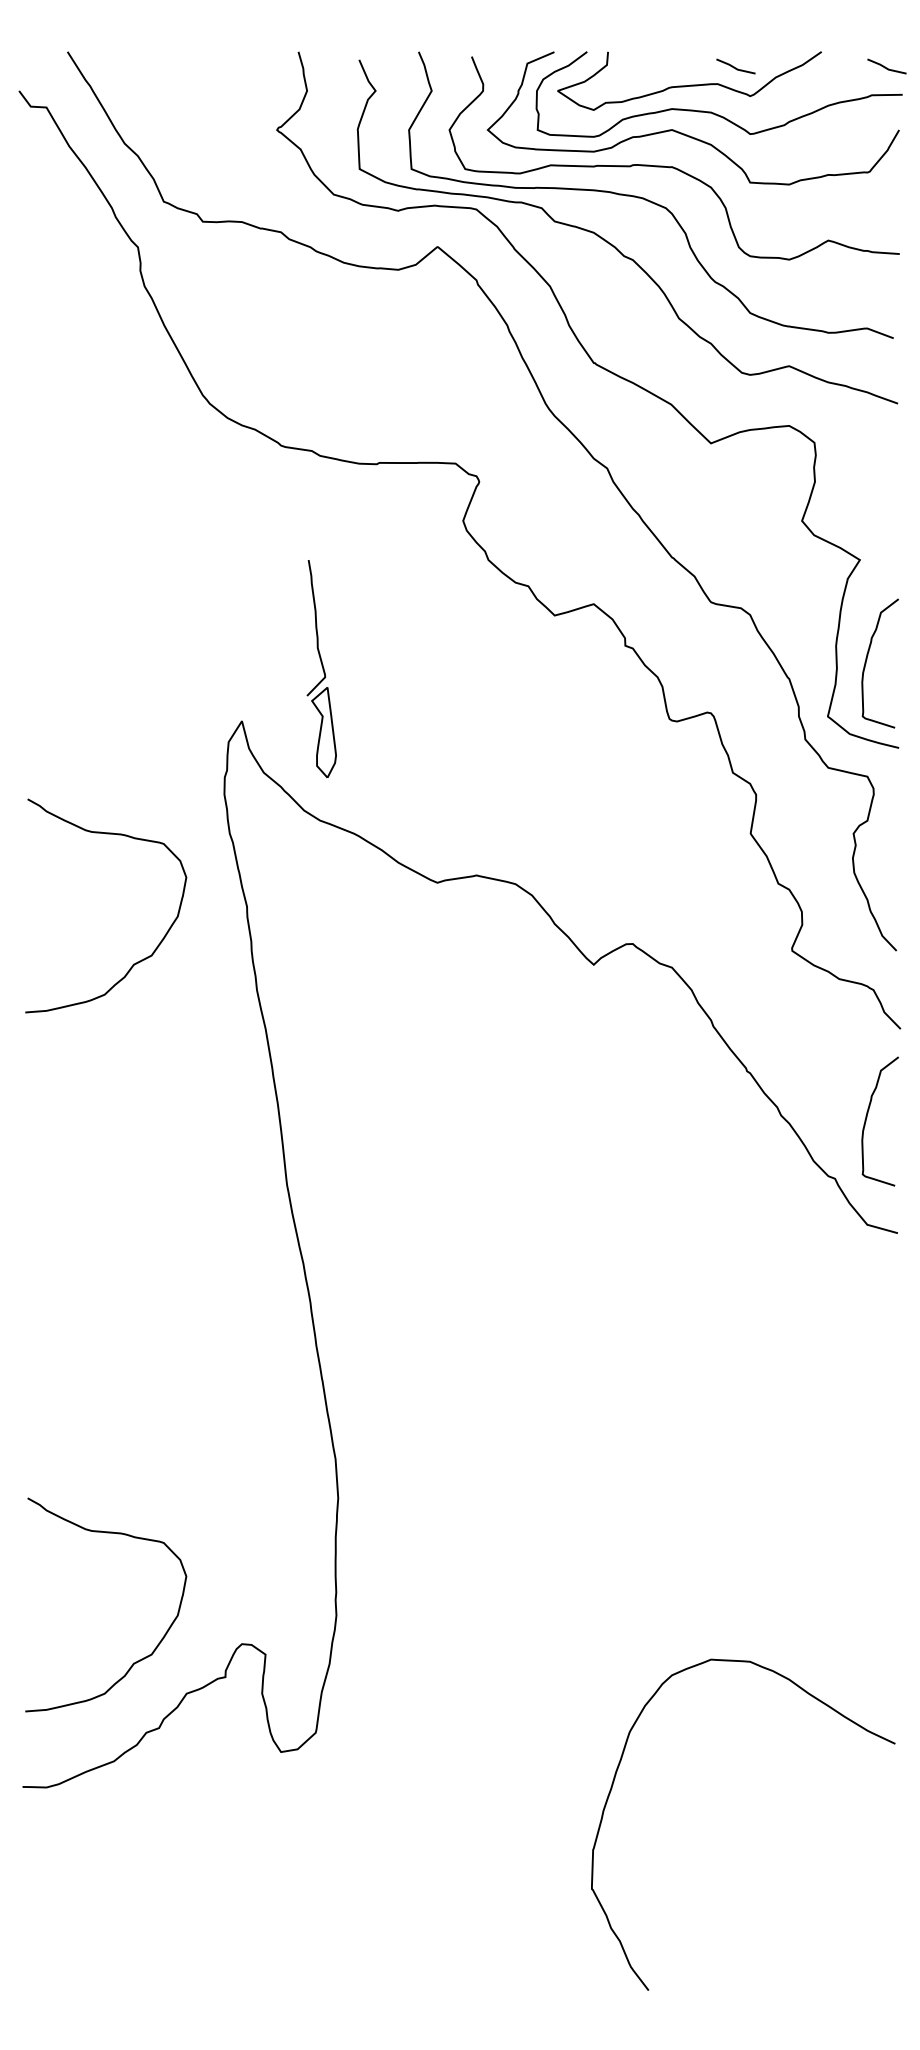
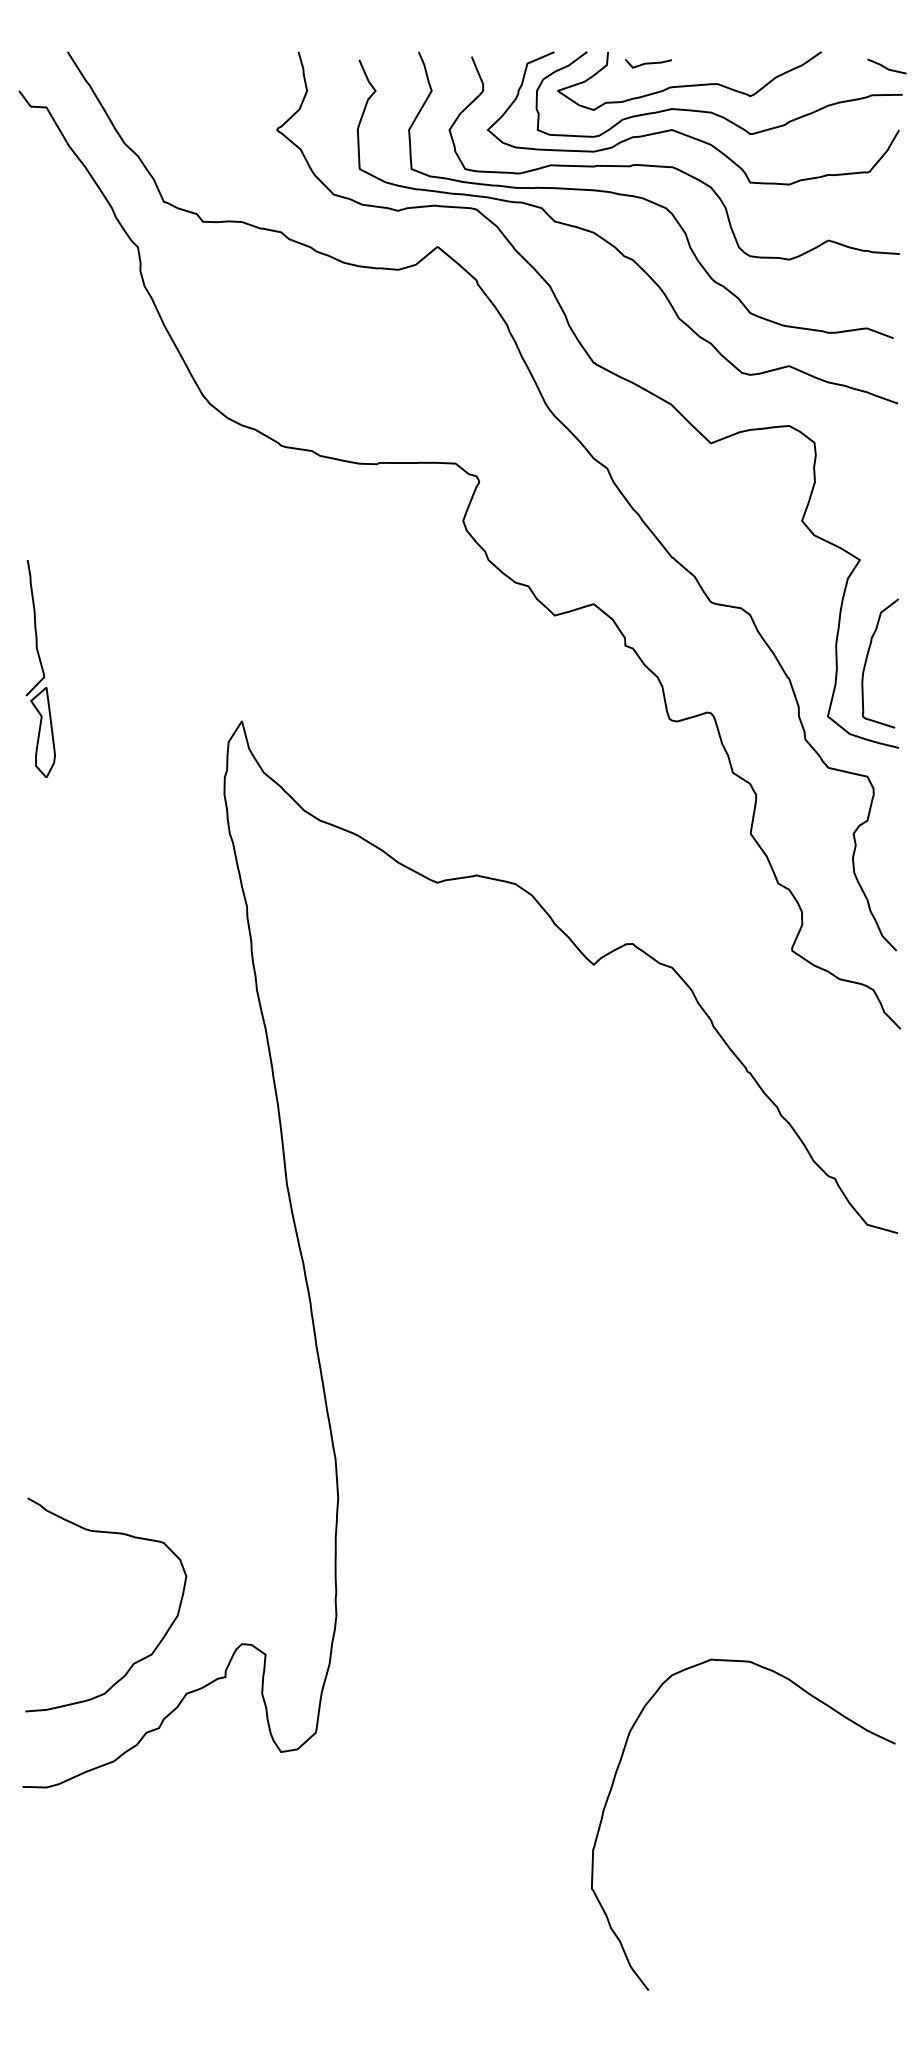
line: none -> present (648, 63)
line: present -> none (734, 66)
part position: (321, 668) -> (40, 668) (40, 668)
curve: present -> none (135, 962)
curve: present -> none (867, 1117)
